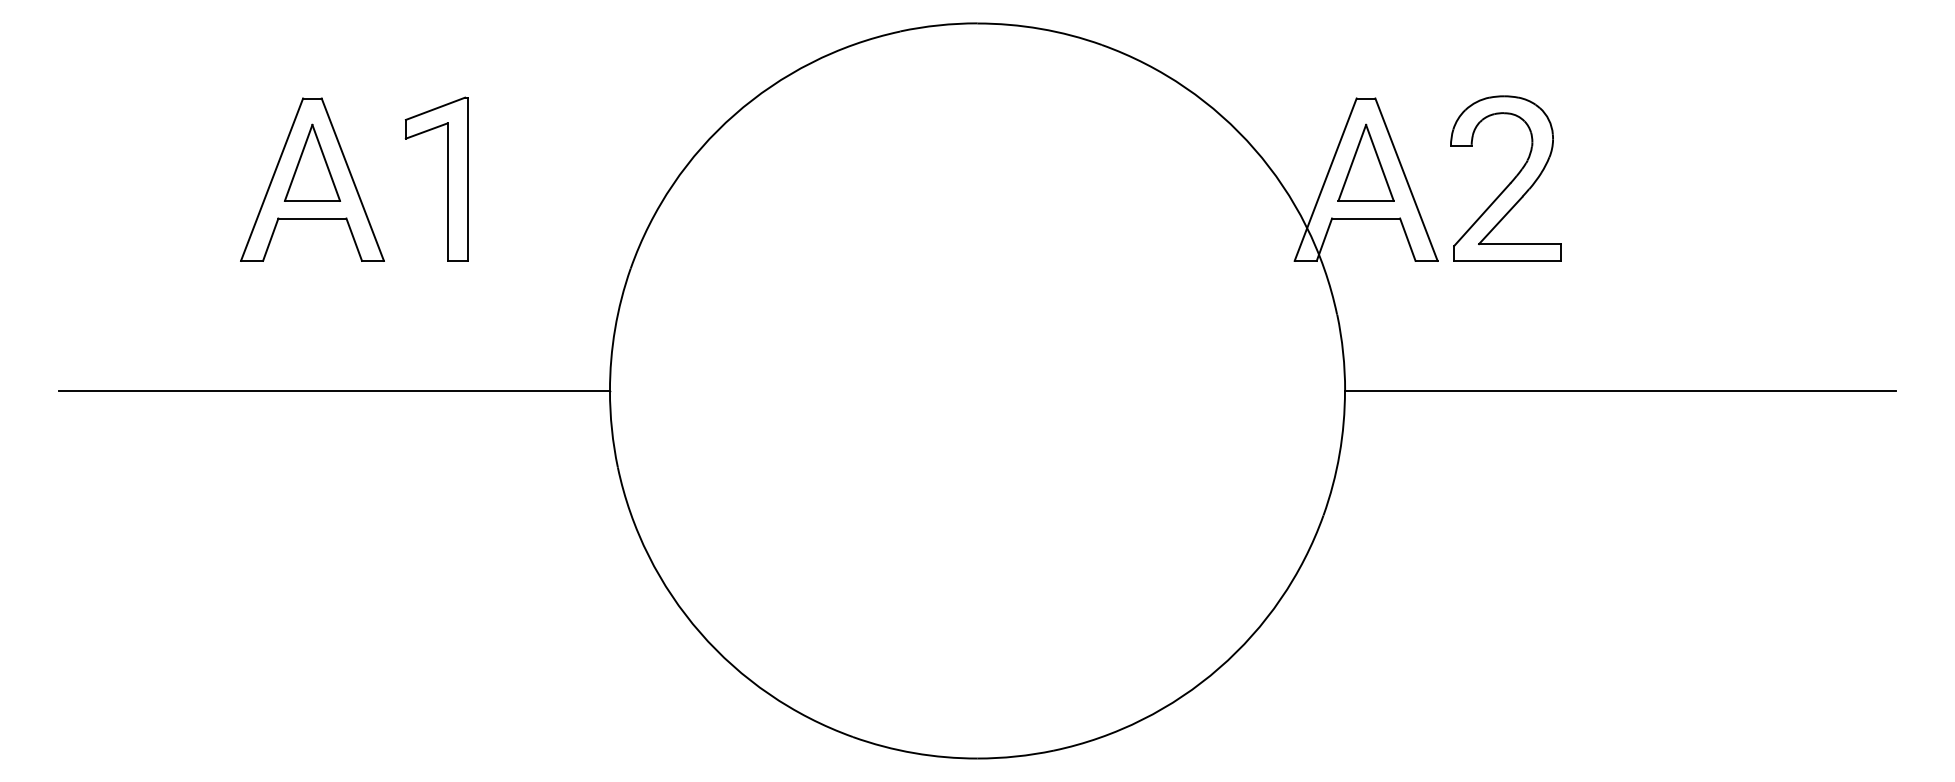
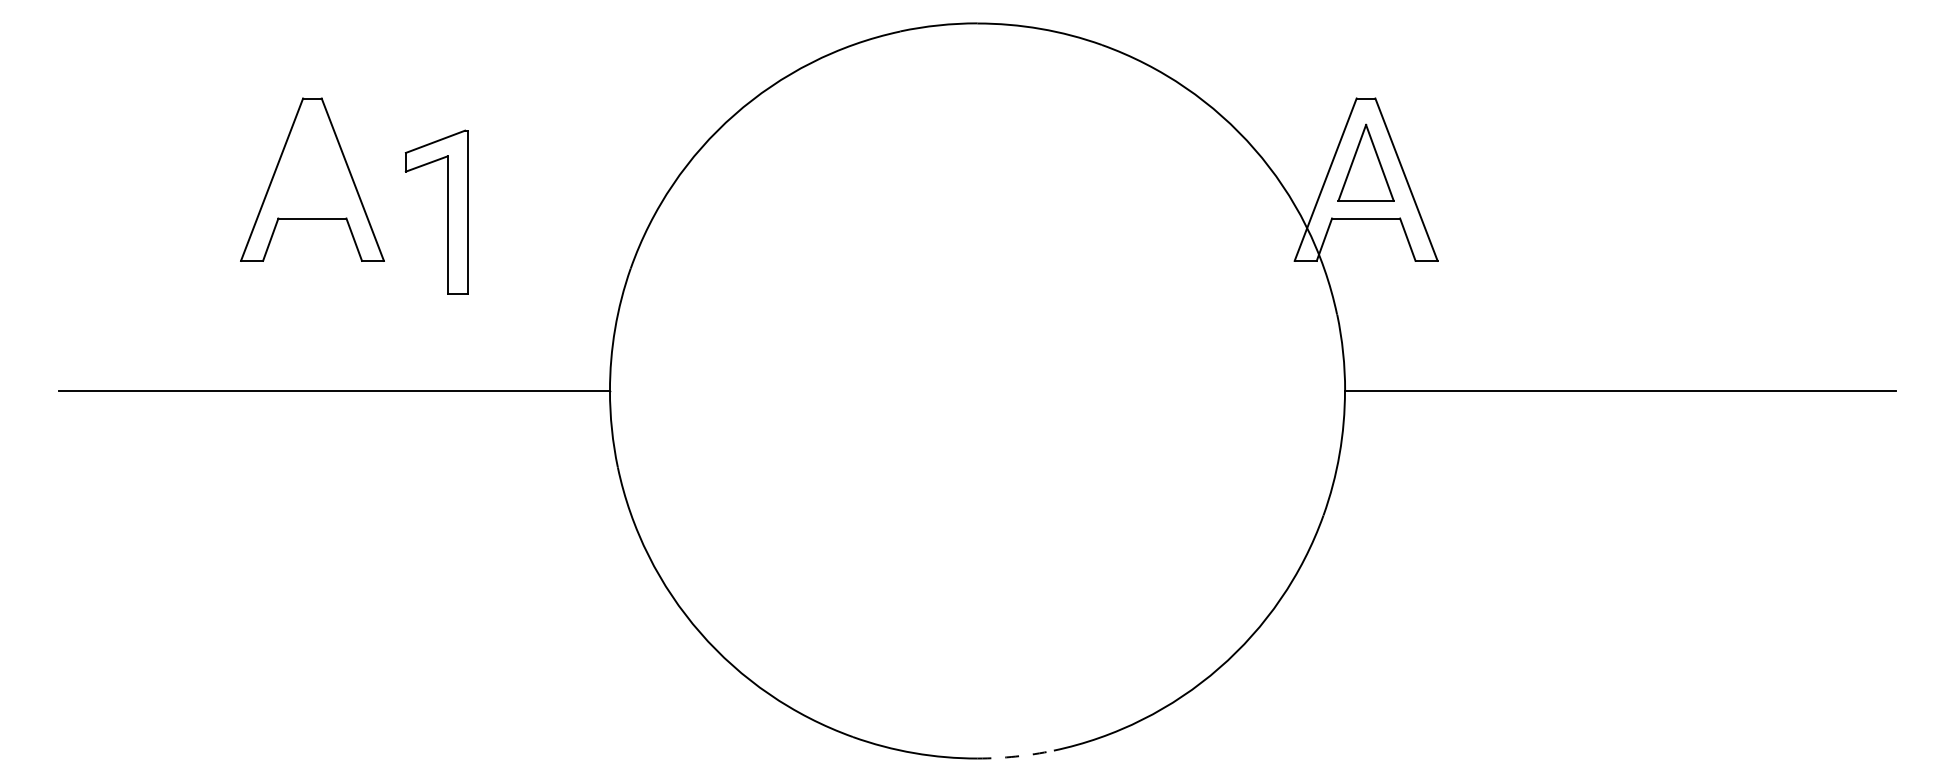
part: present -> none (312, 162)
part position: (447, 178) -> (447, 211) (447, 211)
part: present -> none (1505, 178)
arc: solid -> dashed (1015, 756)
